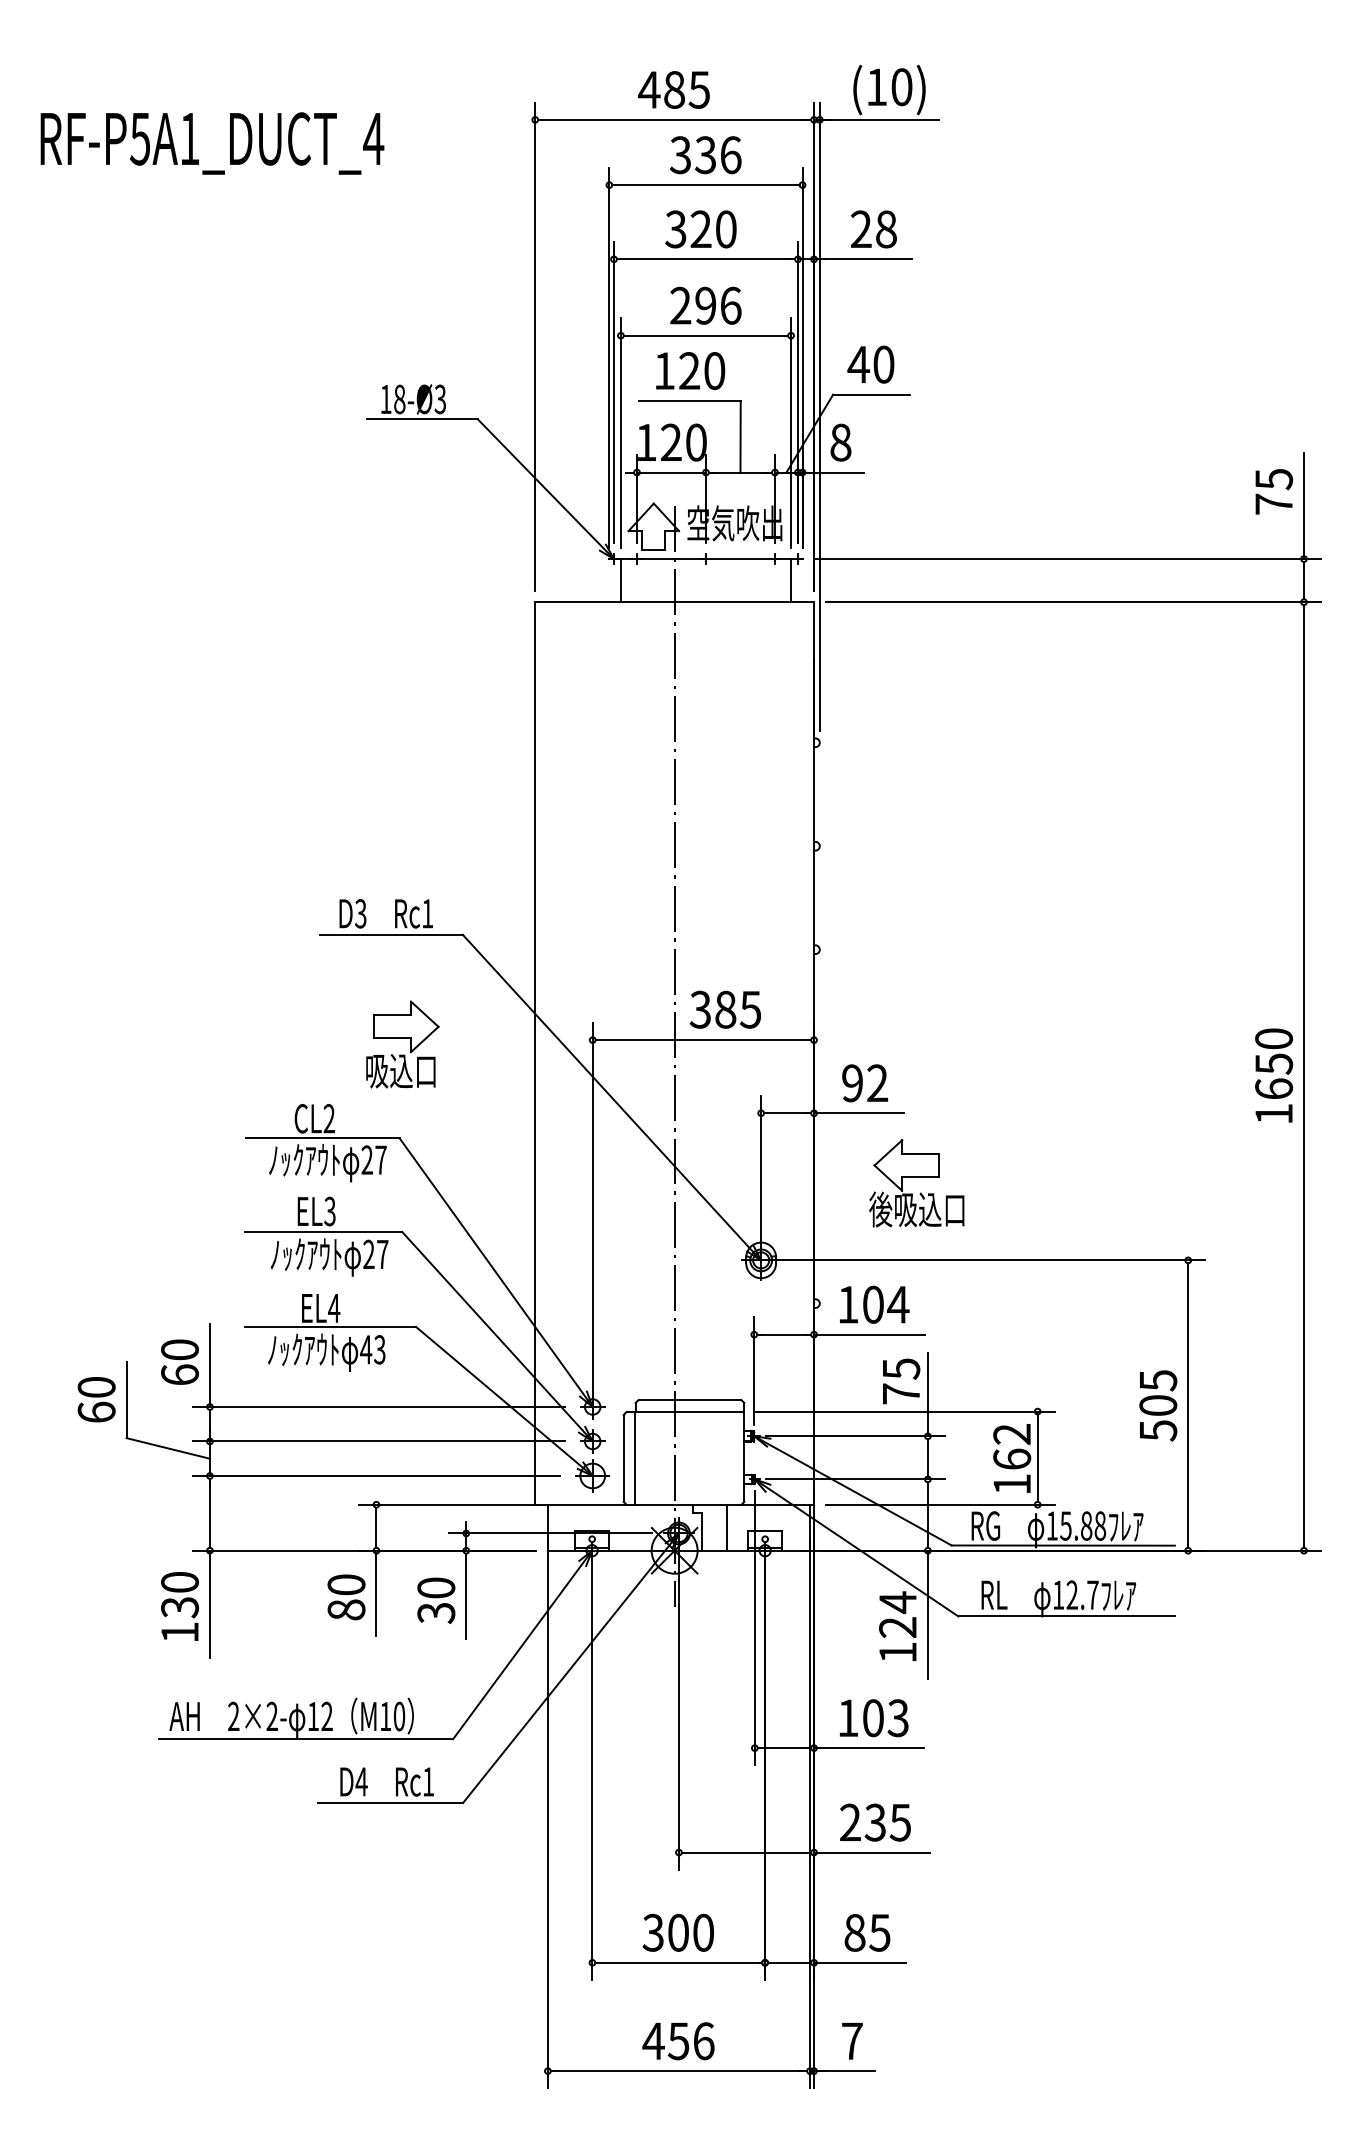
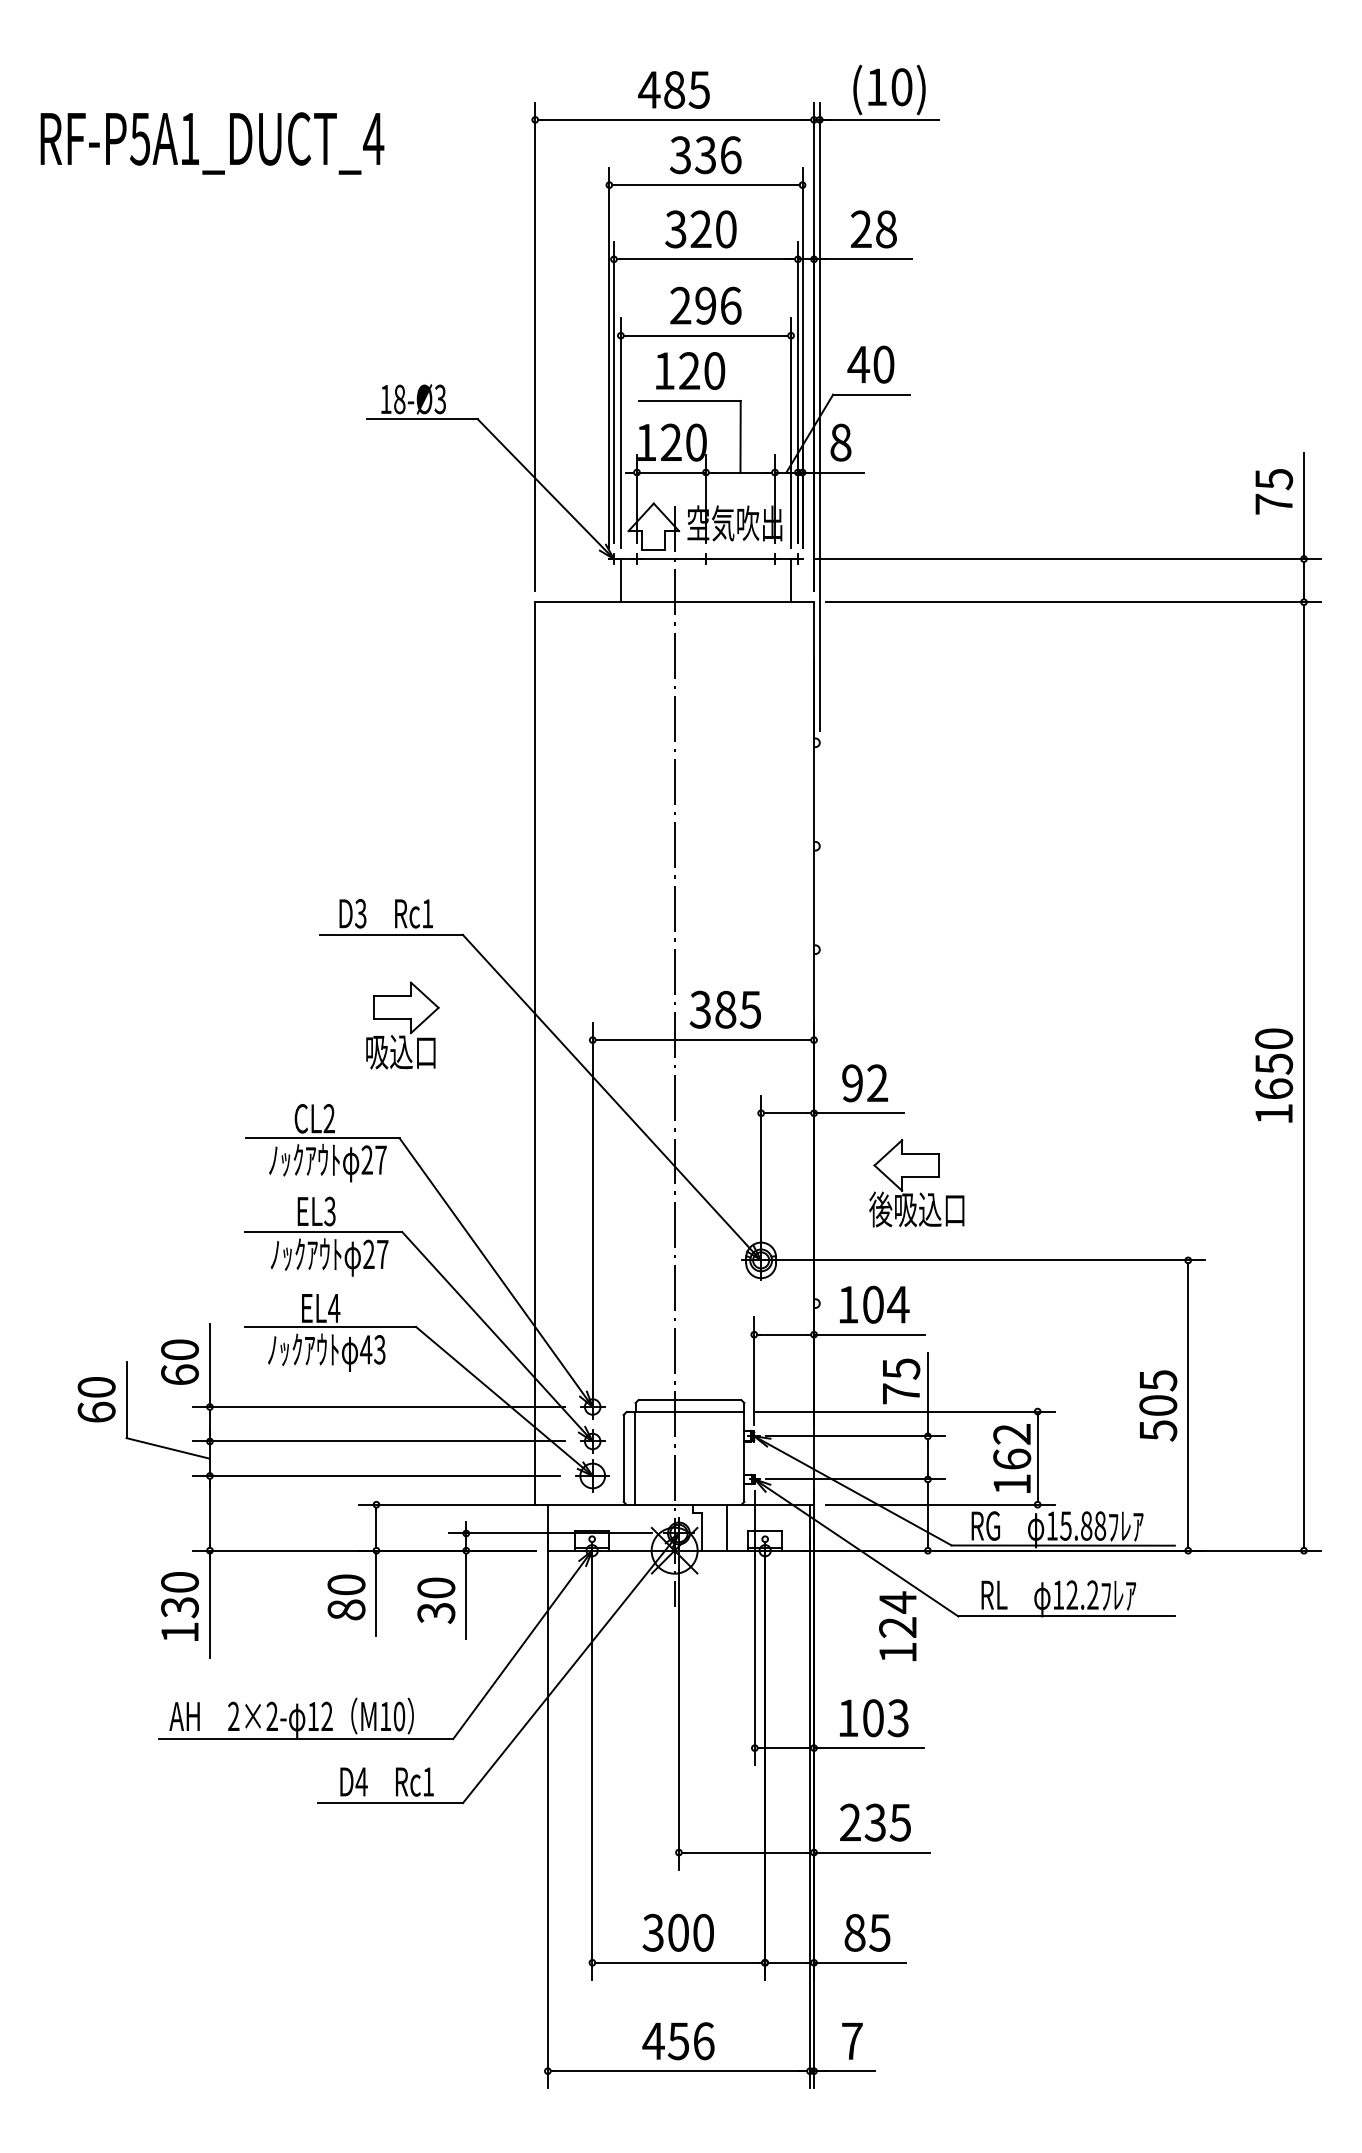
part position: (402, 1044) -> (402, 1025) (402, 1025)
text: 12.7 -> 12.2 (1092, 1594)
line: present -> none (927, 1614)
